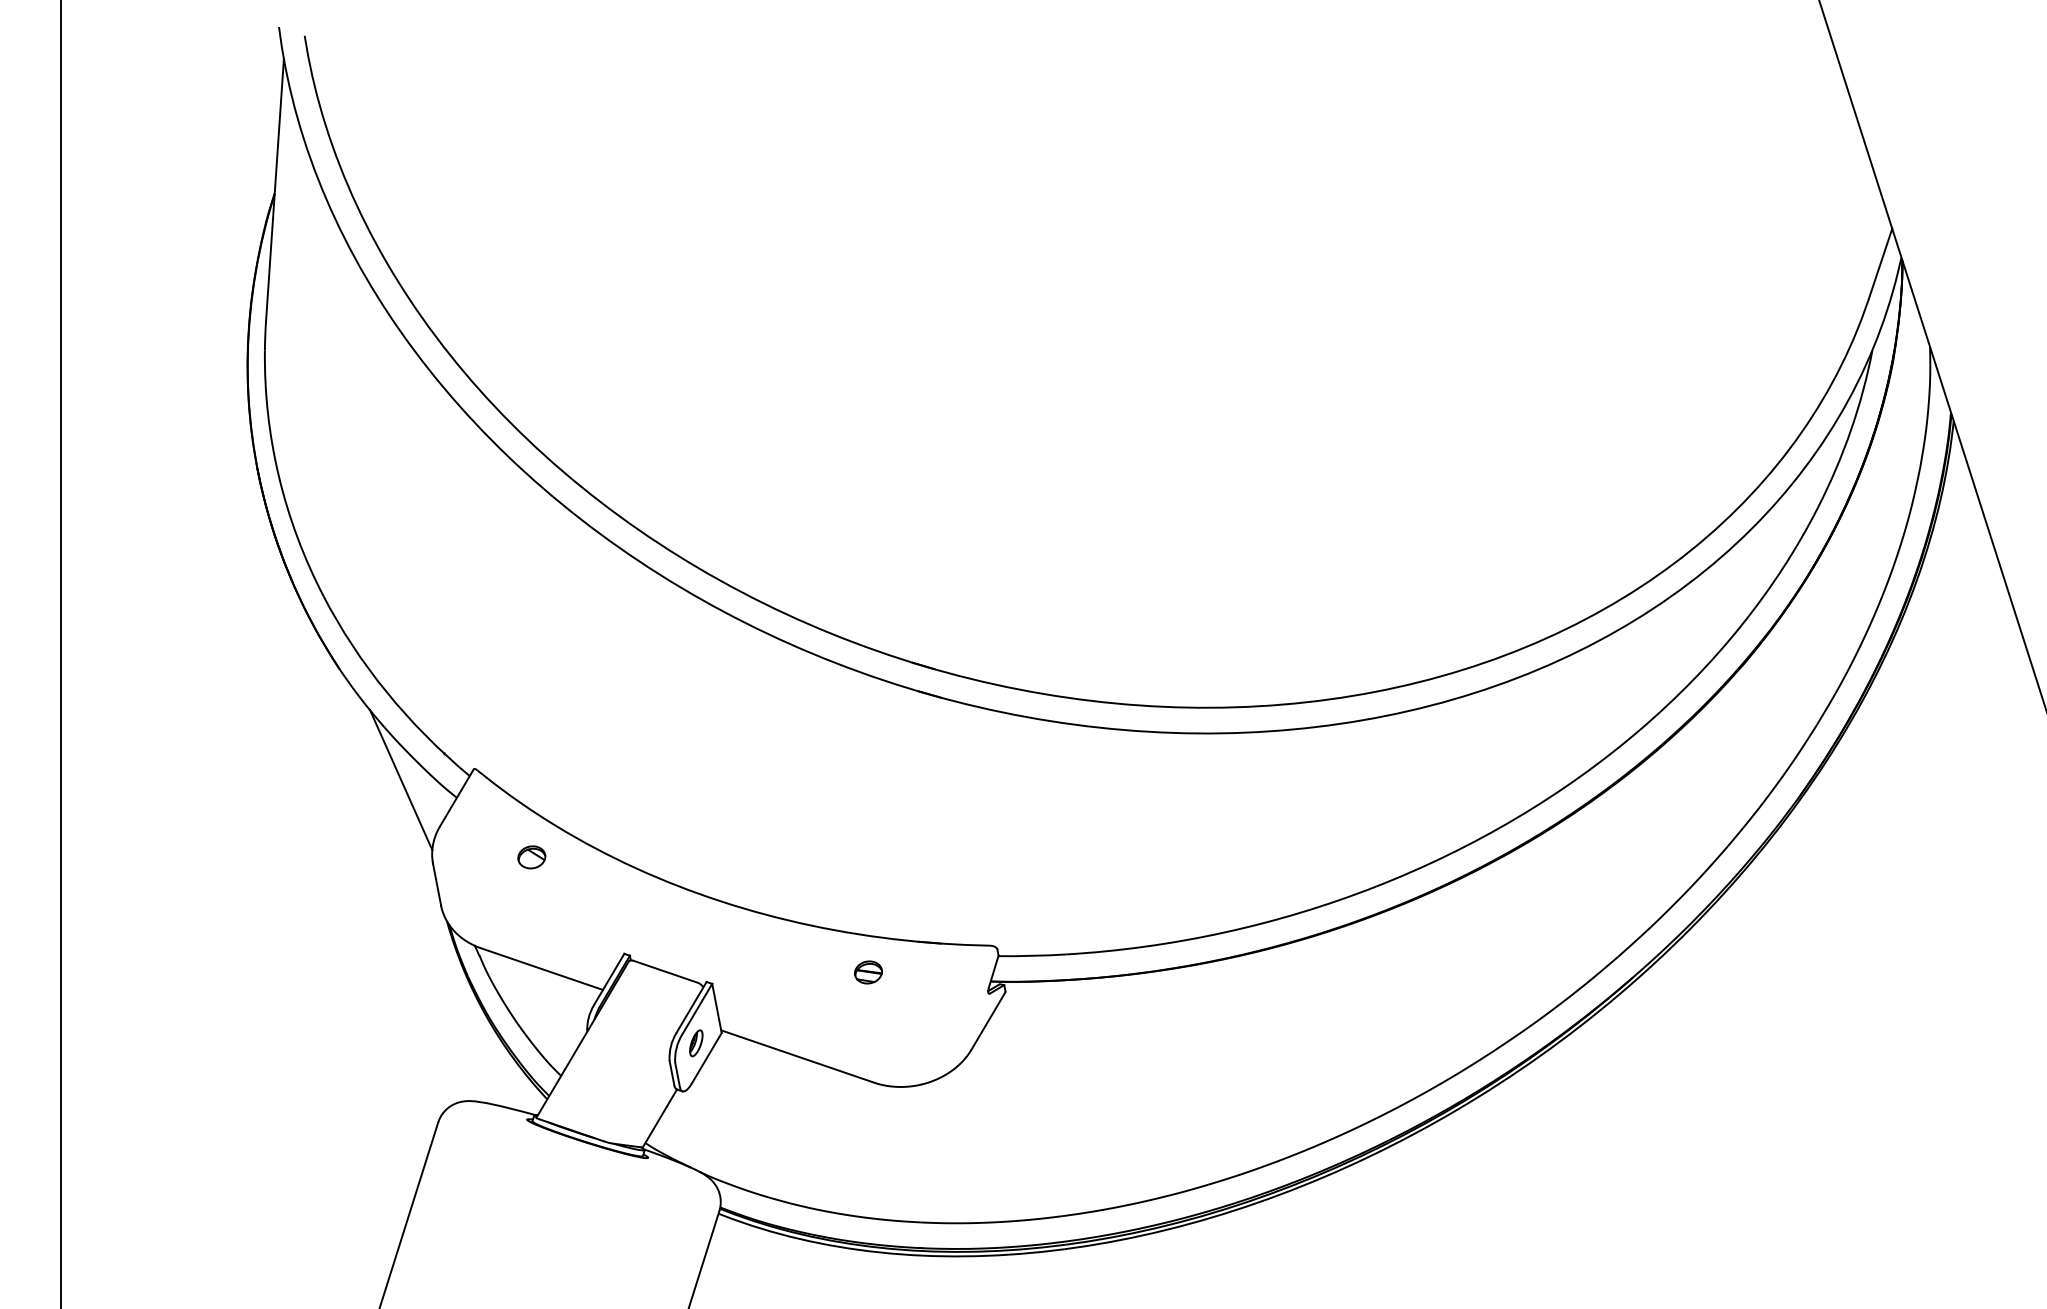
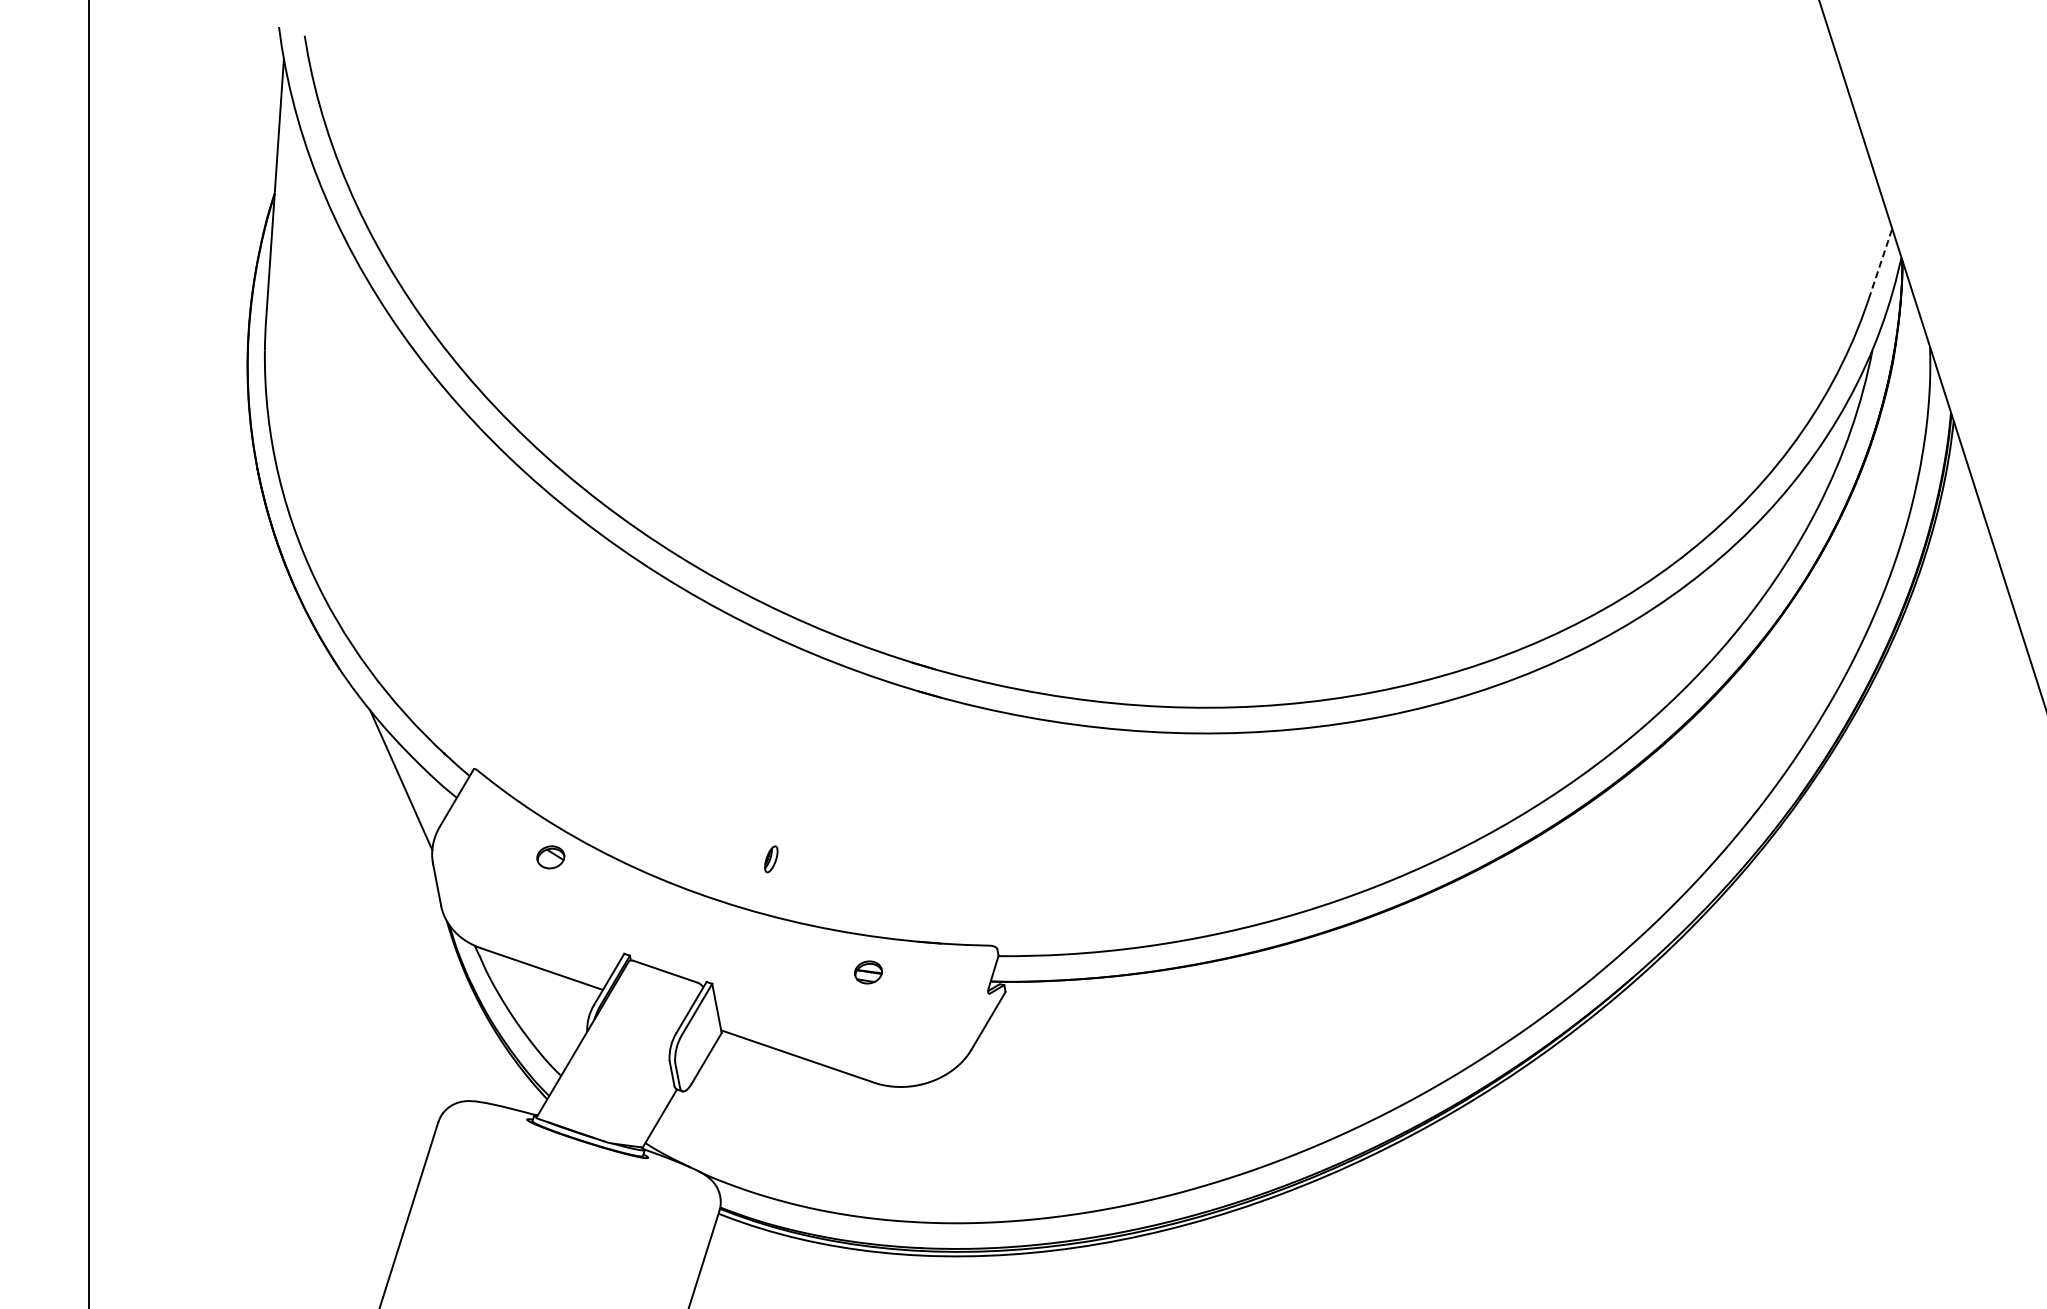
line: solid -> dashed (1880, 263)
line position: (61, 653) -> (89, 653) (89, 653)
part position: (531, 857) -> (550, 857) (550, 857)
part position: (696, 1043) -> (771, 859) (771, 859)
